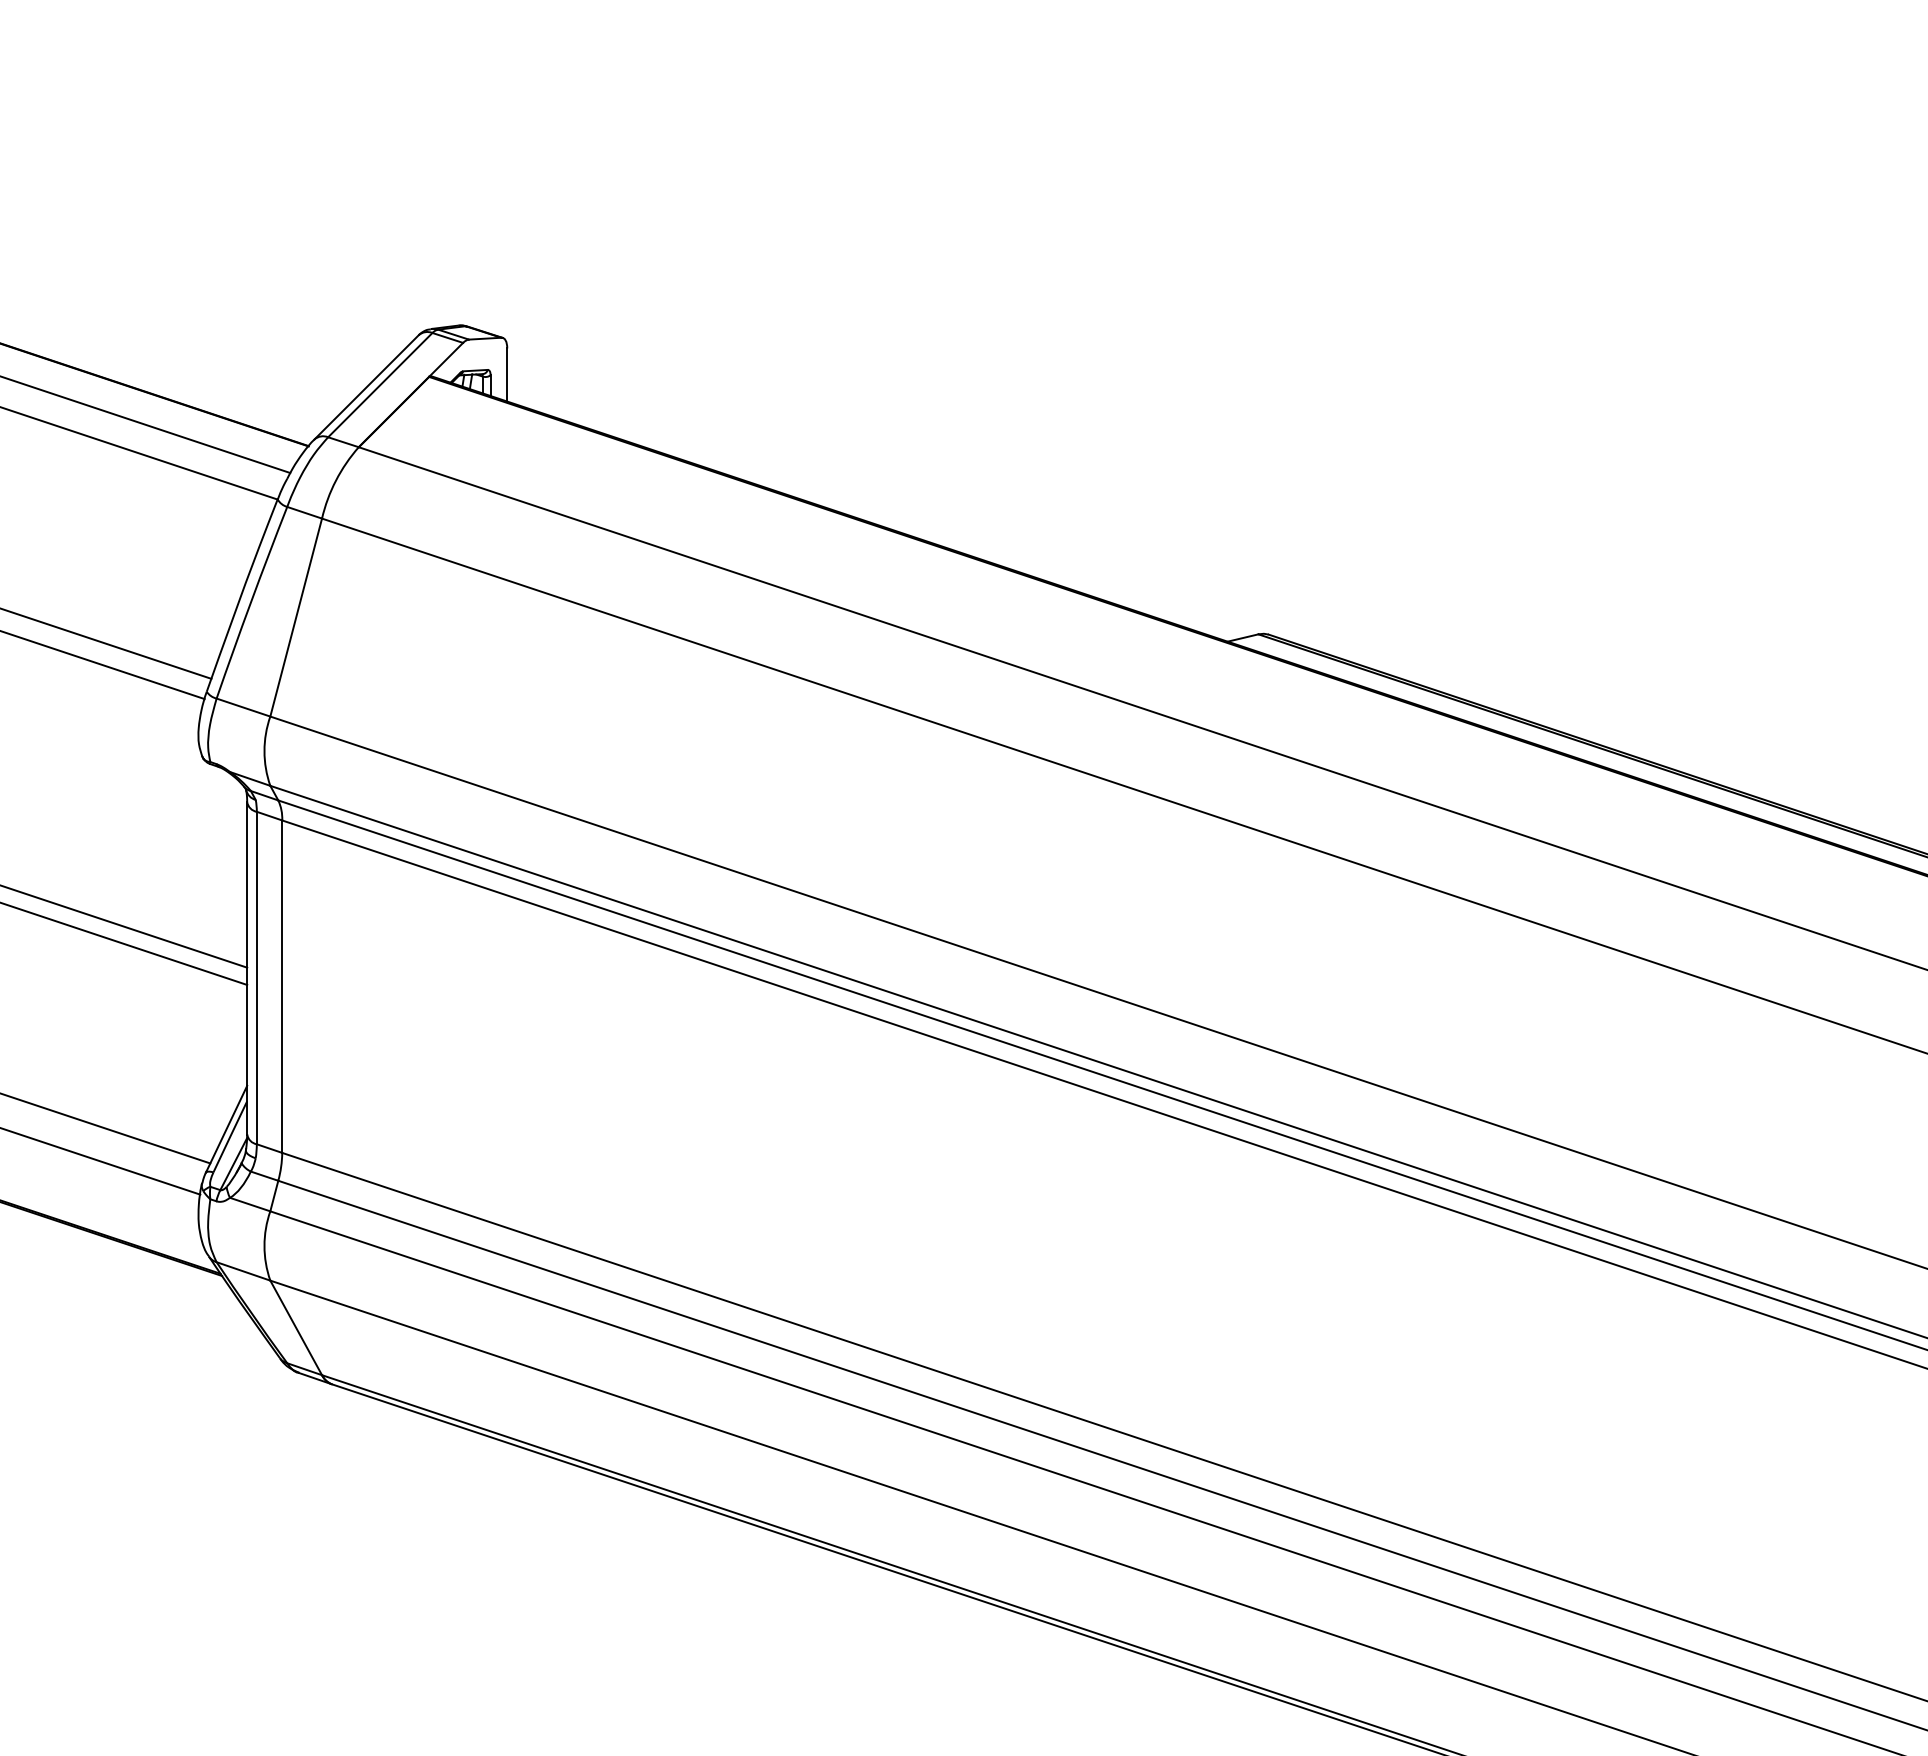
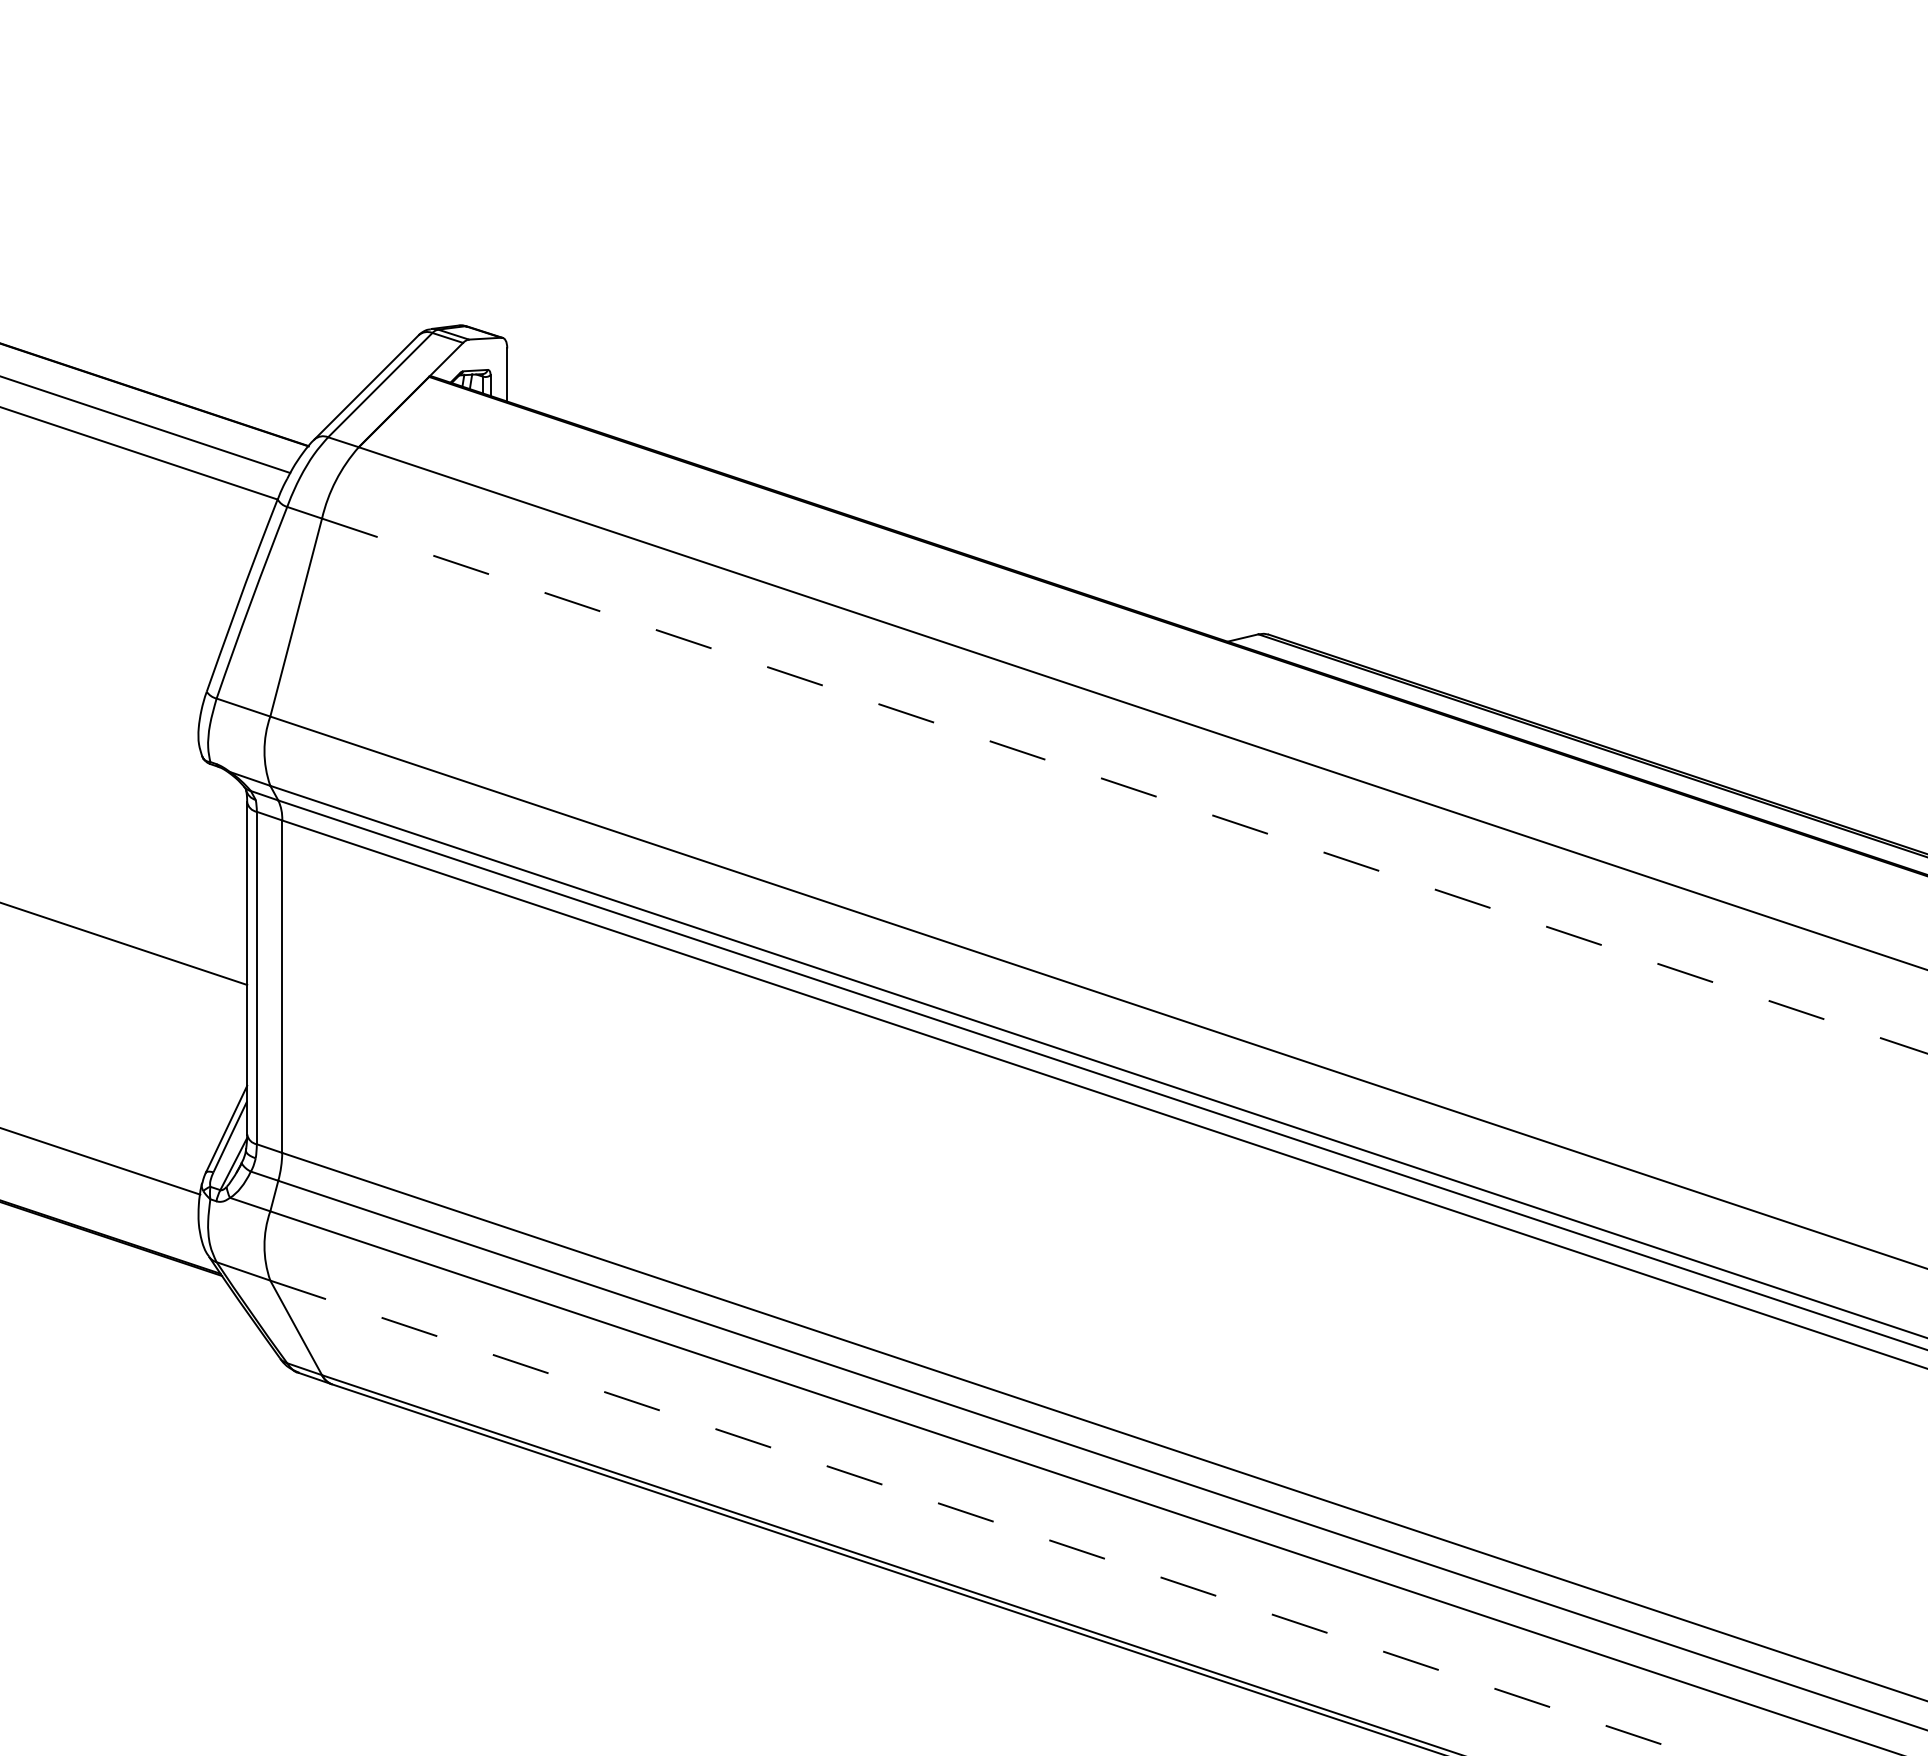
line: present -> none (106, 643)
line: present -> none (103, 665)
line: solid -> dashed (1124, 786)
line: present -> none (124, 926)
line: present -> none (106, 1128)
line: solid -> dashed (983, 1518)
